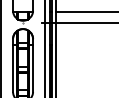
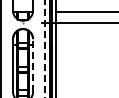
line: solid -> dashed (45, 49)
line: solid -> dashed (33, 65)
